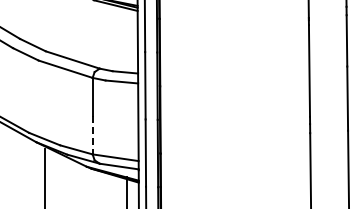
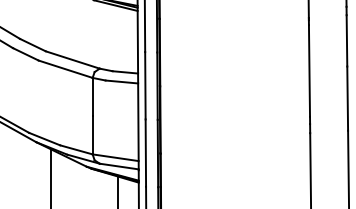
line: dashed -> solid (92, 135)
line position: (44, 177) -> (50, 177) (50, 177)
line position: (127, 190) -> (118, 190) (118, 190)
